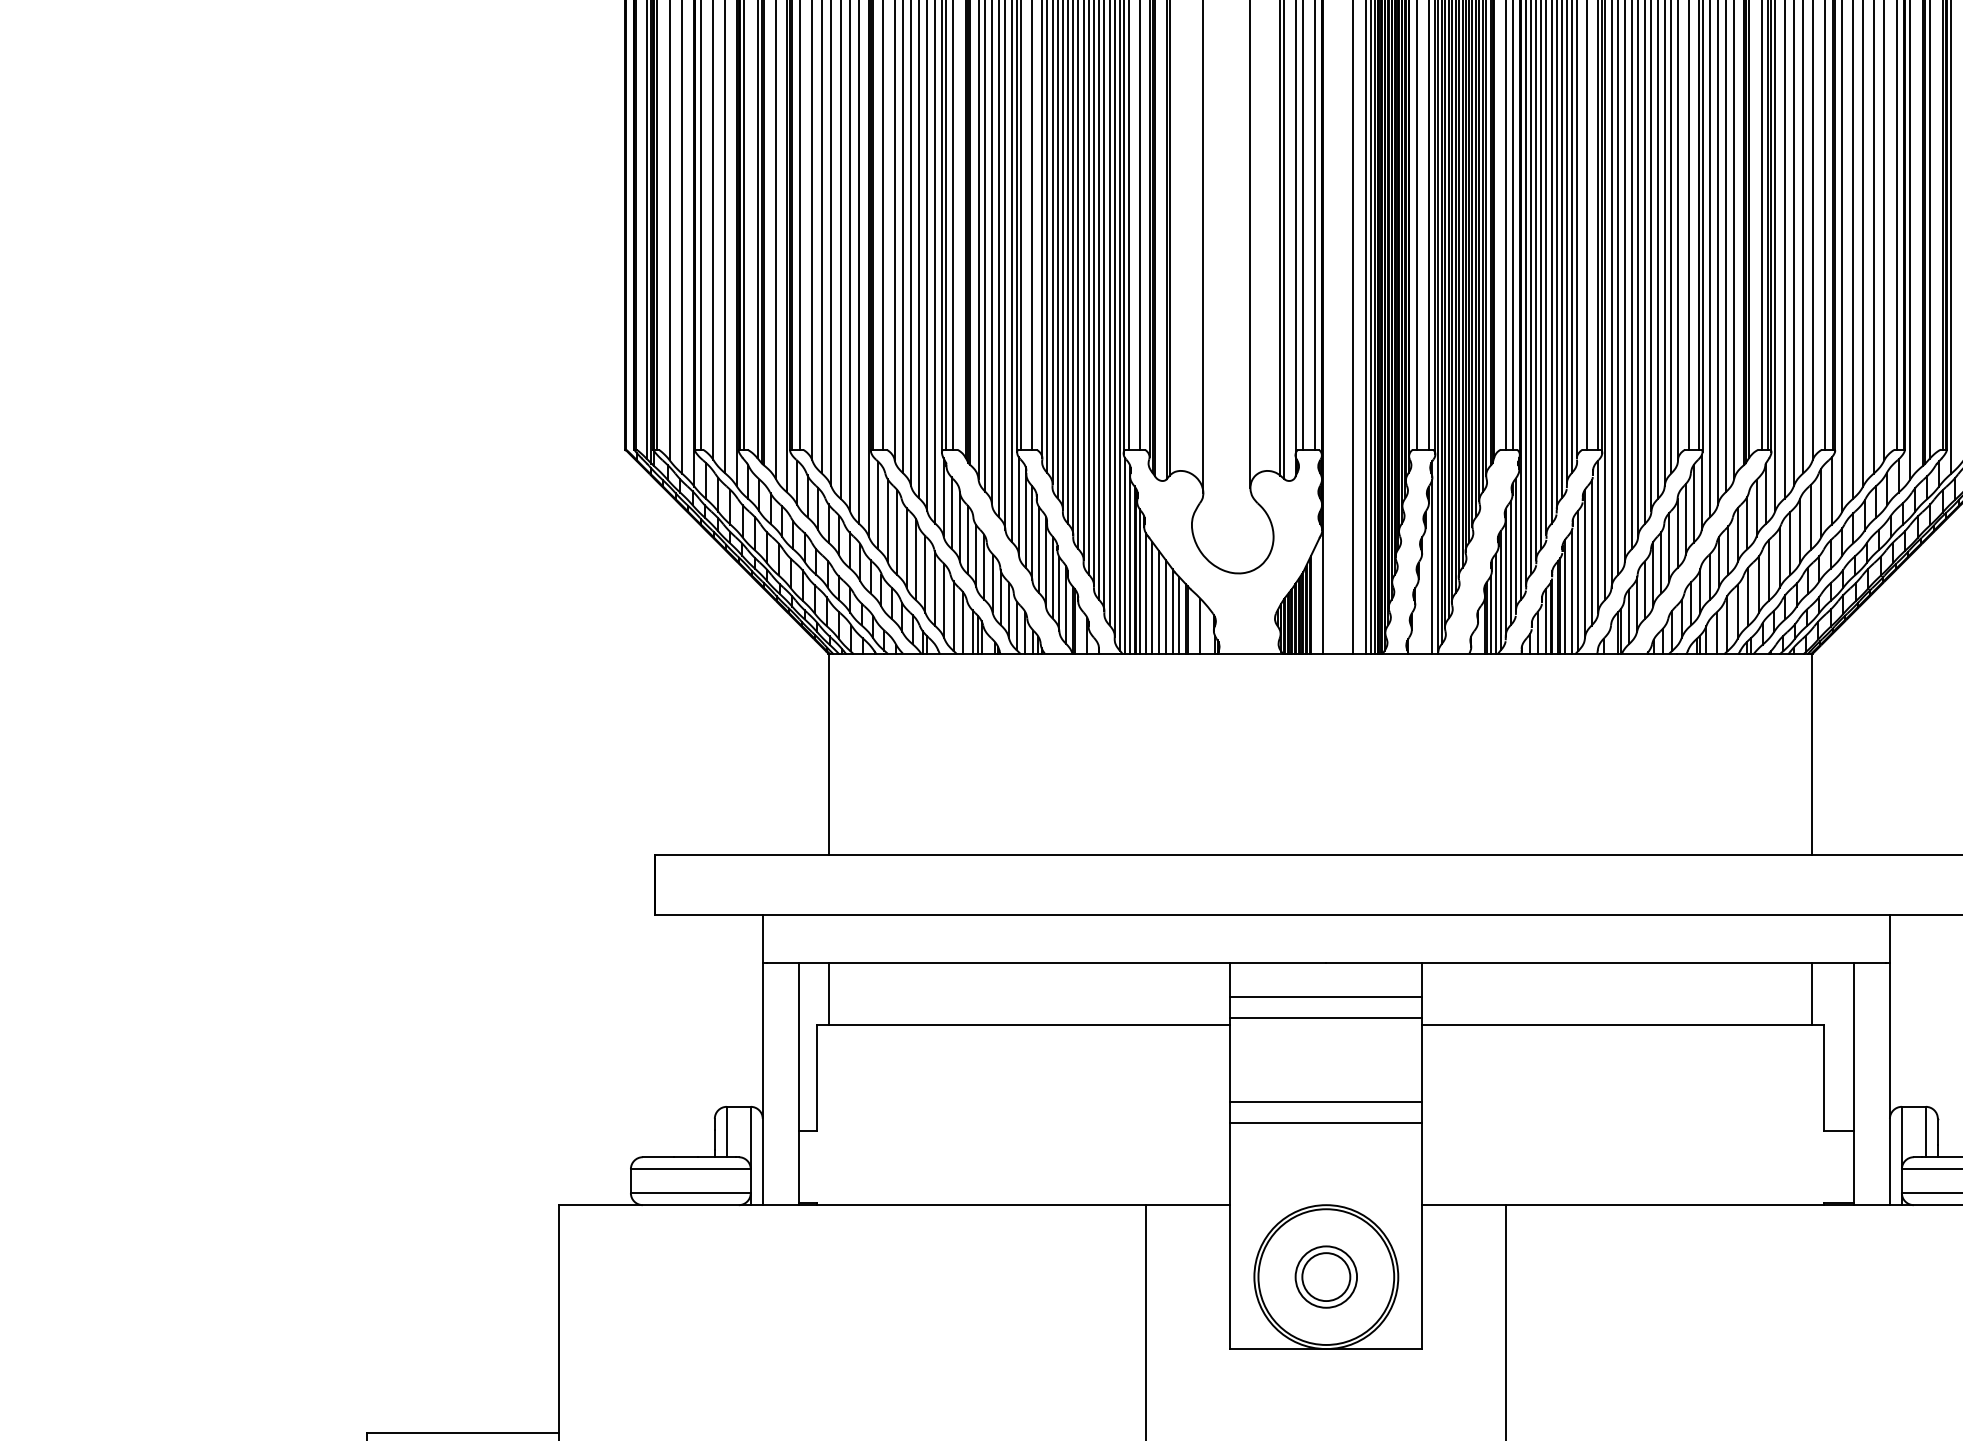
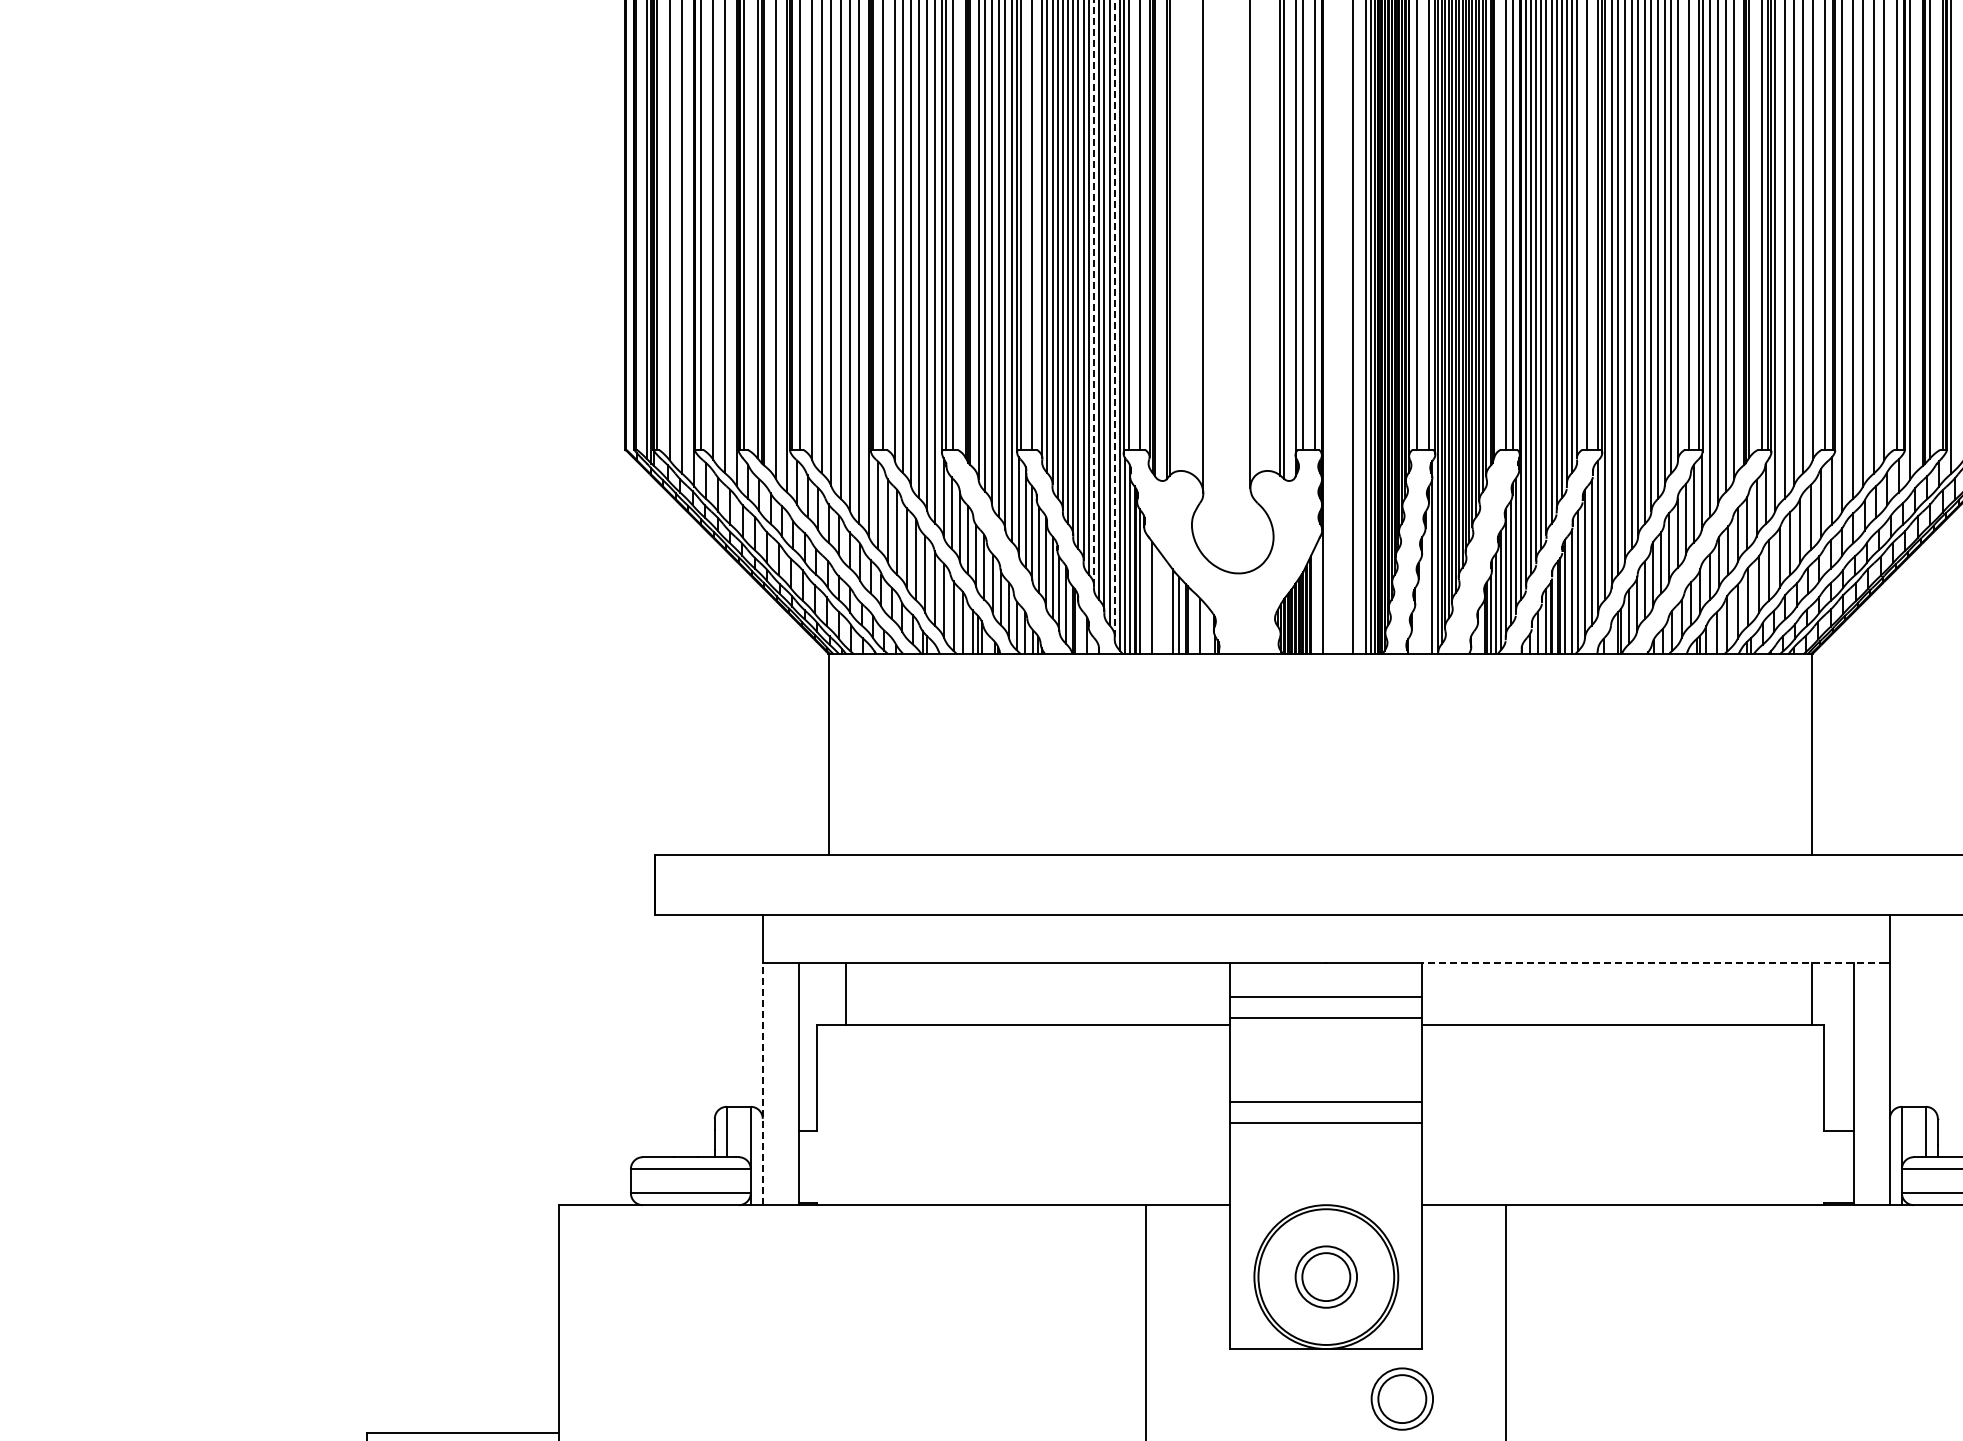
line: solid -> dashed (1094, 292)
line: solid -> dashed (1114, 317)
line: present -> none (1145, 592)
line: present -> none (1159, 602)
line: present -> none (1165, 606)
line: solid -> dashed (1653, 962)
line position: (828, 993) -> (845, 993) (845, 993)
line: solid -> dashed (762, 1083)
part: none -> present (1401, 1398)
